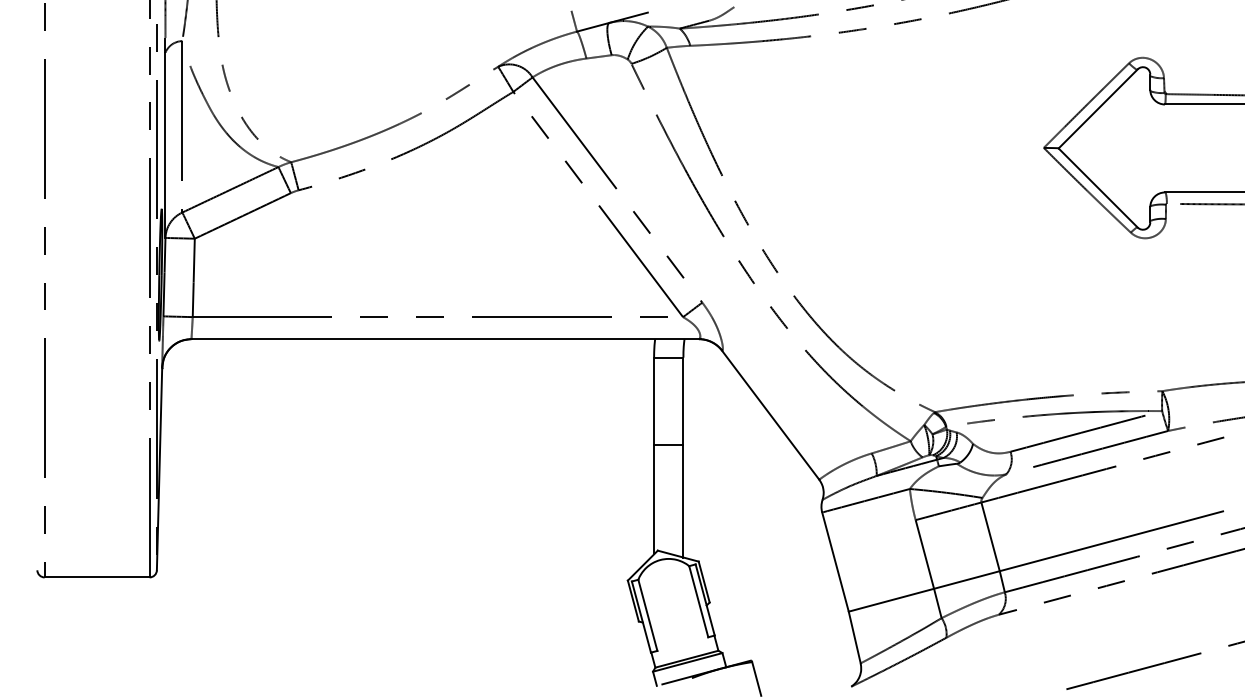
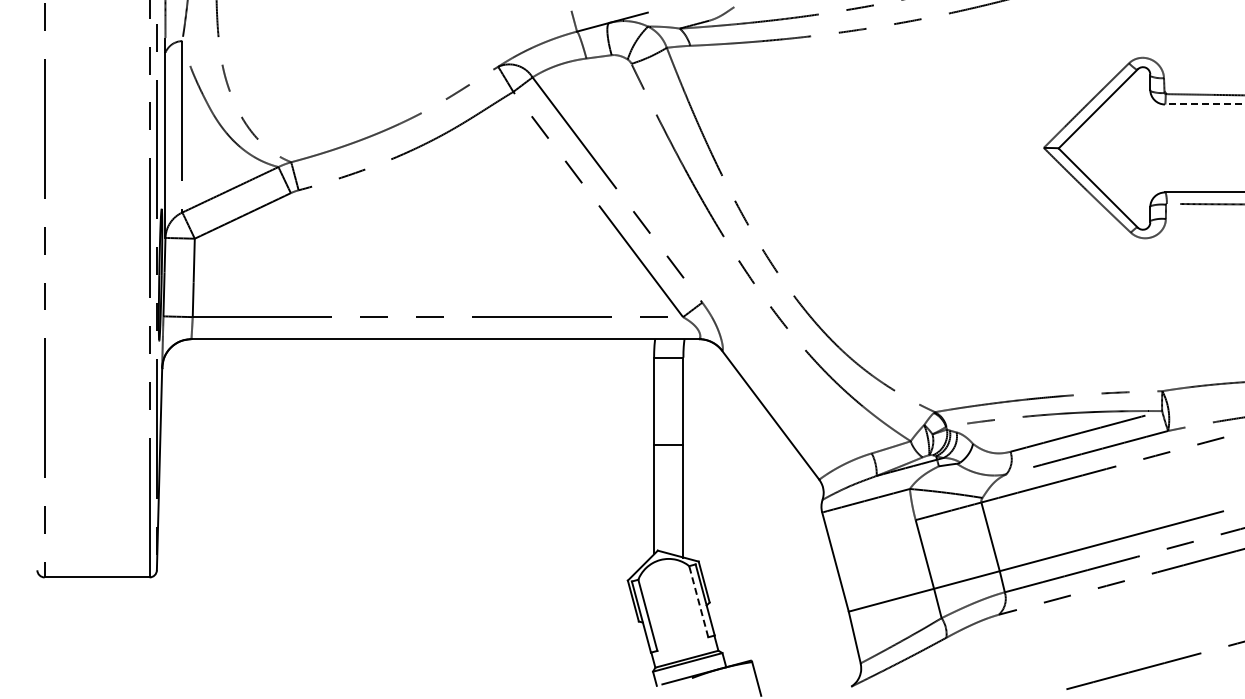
line: solid -> dashed (1204, 104)
line: solid -> dashed (698, 601)
